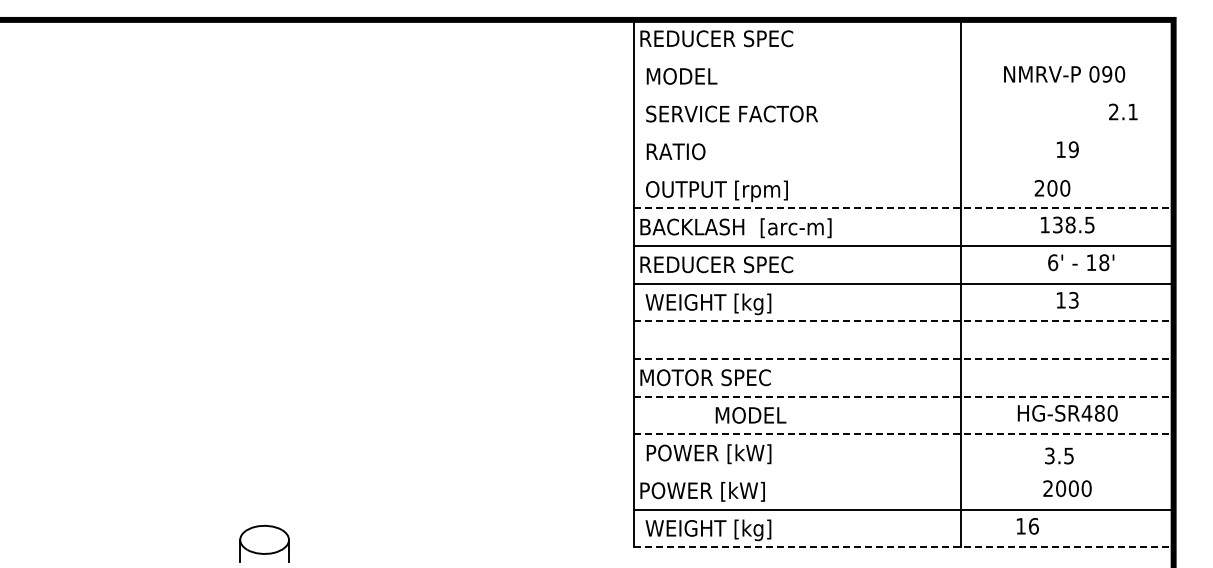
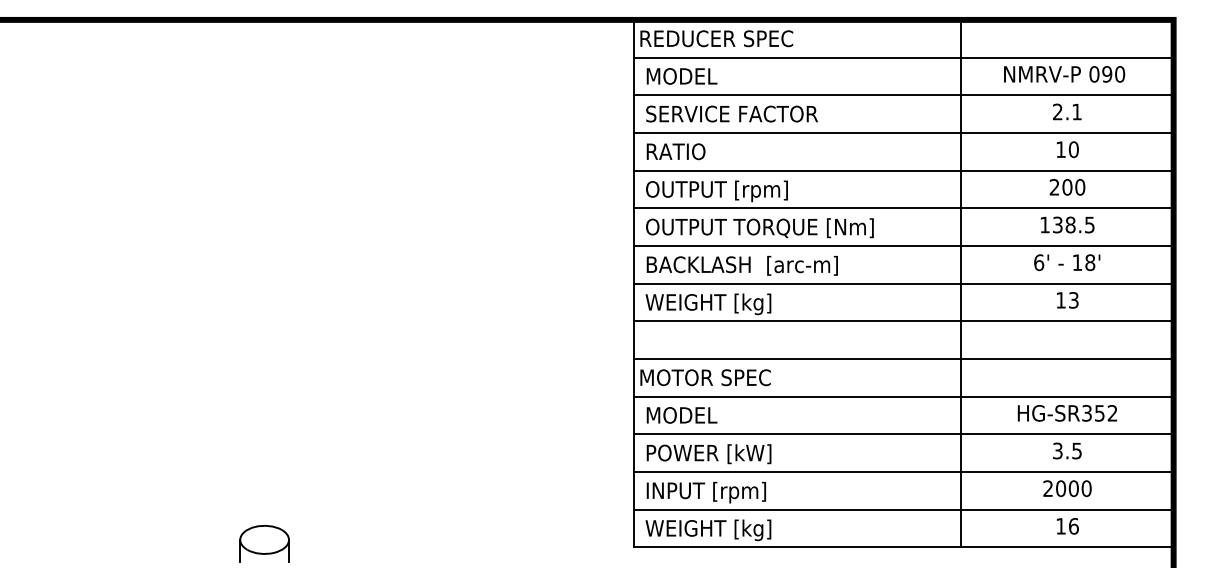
line: none -> present (903, 57)
line: none -> present (903, 95)
text position: (1123, 111) -> (1067, 111) (1067, 111)
line: none -> present (903, 132)
text: 19 -> 10 (1073, 149)
line: none -> present (903, 170)
text position: (1052, 188) -> (1067, 187) (1067, 187)
line: dashed -> solid (903, 208)
text: BACKLASH  [arc-m] -> OUTPUT TORQUE [Nm] (756, 228)
text position: (1081, 262) -> (1067, 262) (1067, 262)
text: REDUCER SPEC -> BACKLASH  [arc-m] (738, 265)
line: dashed -> solid (903, 321)
line: dashed -> solid (903, 358)
line: dashed -> solid (903, 396)
text: HG-SR480 -> HG-SR352 (1099, 413)
text position: (750, 415) -> (681, 415) (681, 415)
line: dashed -> solid (903, 434)
text position: (1059, 455) -> (1067, 450) (1067, 450)
line: none -> present (903, 471)
text: POWER [kW] -> INPUT [rpm] (703, 492)
text position: (1027, 526) -> (1067, 526) (1067, 526)
line: dashed -> solid (903, 547)
